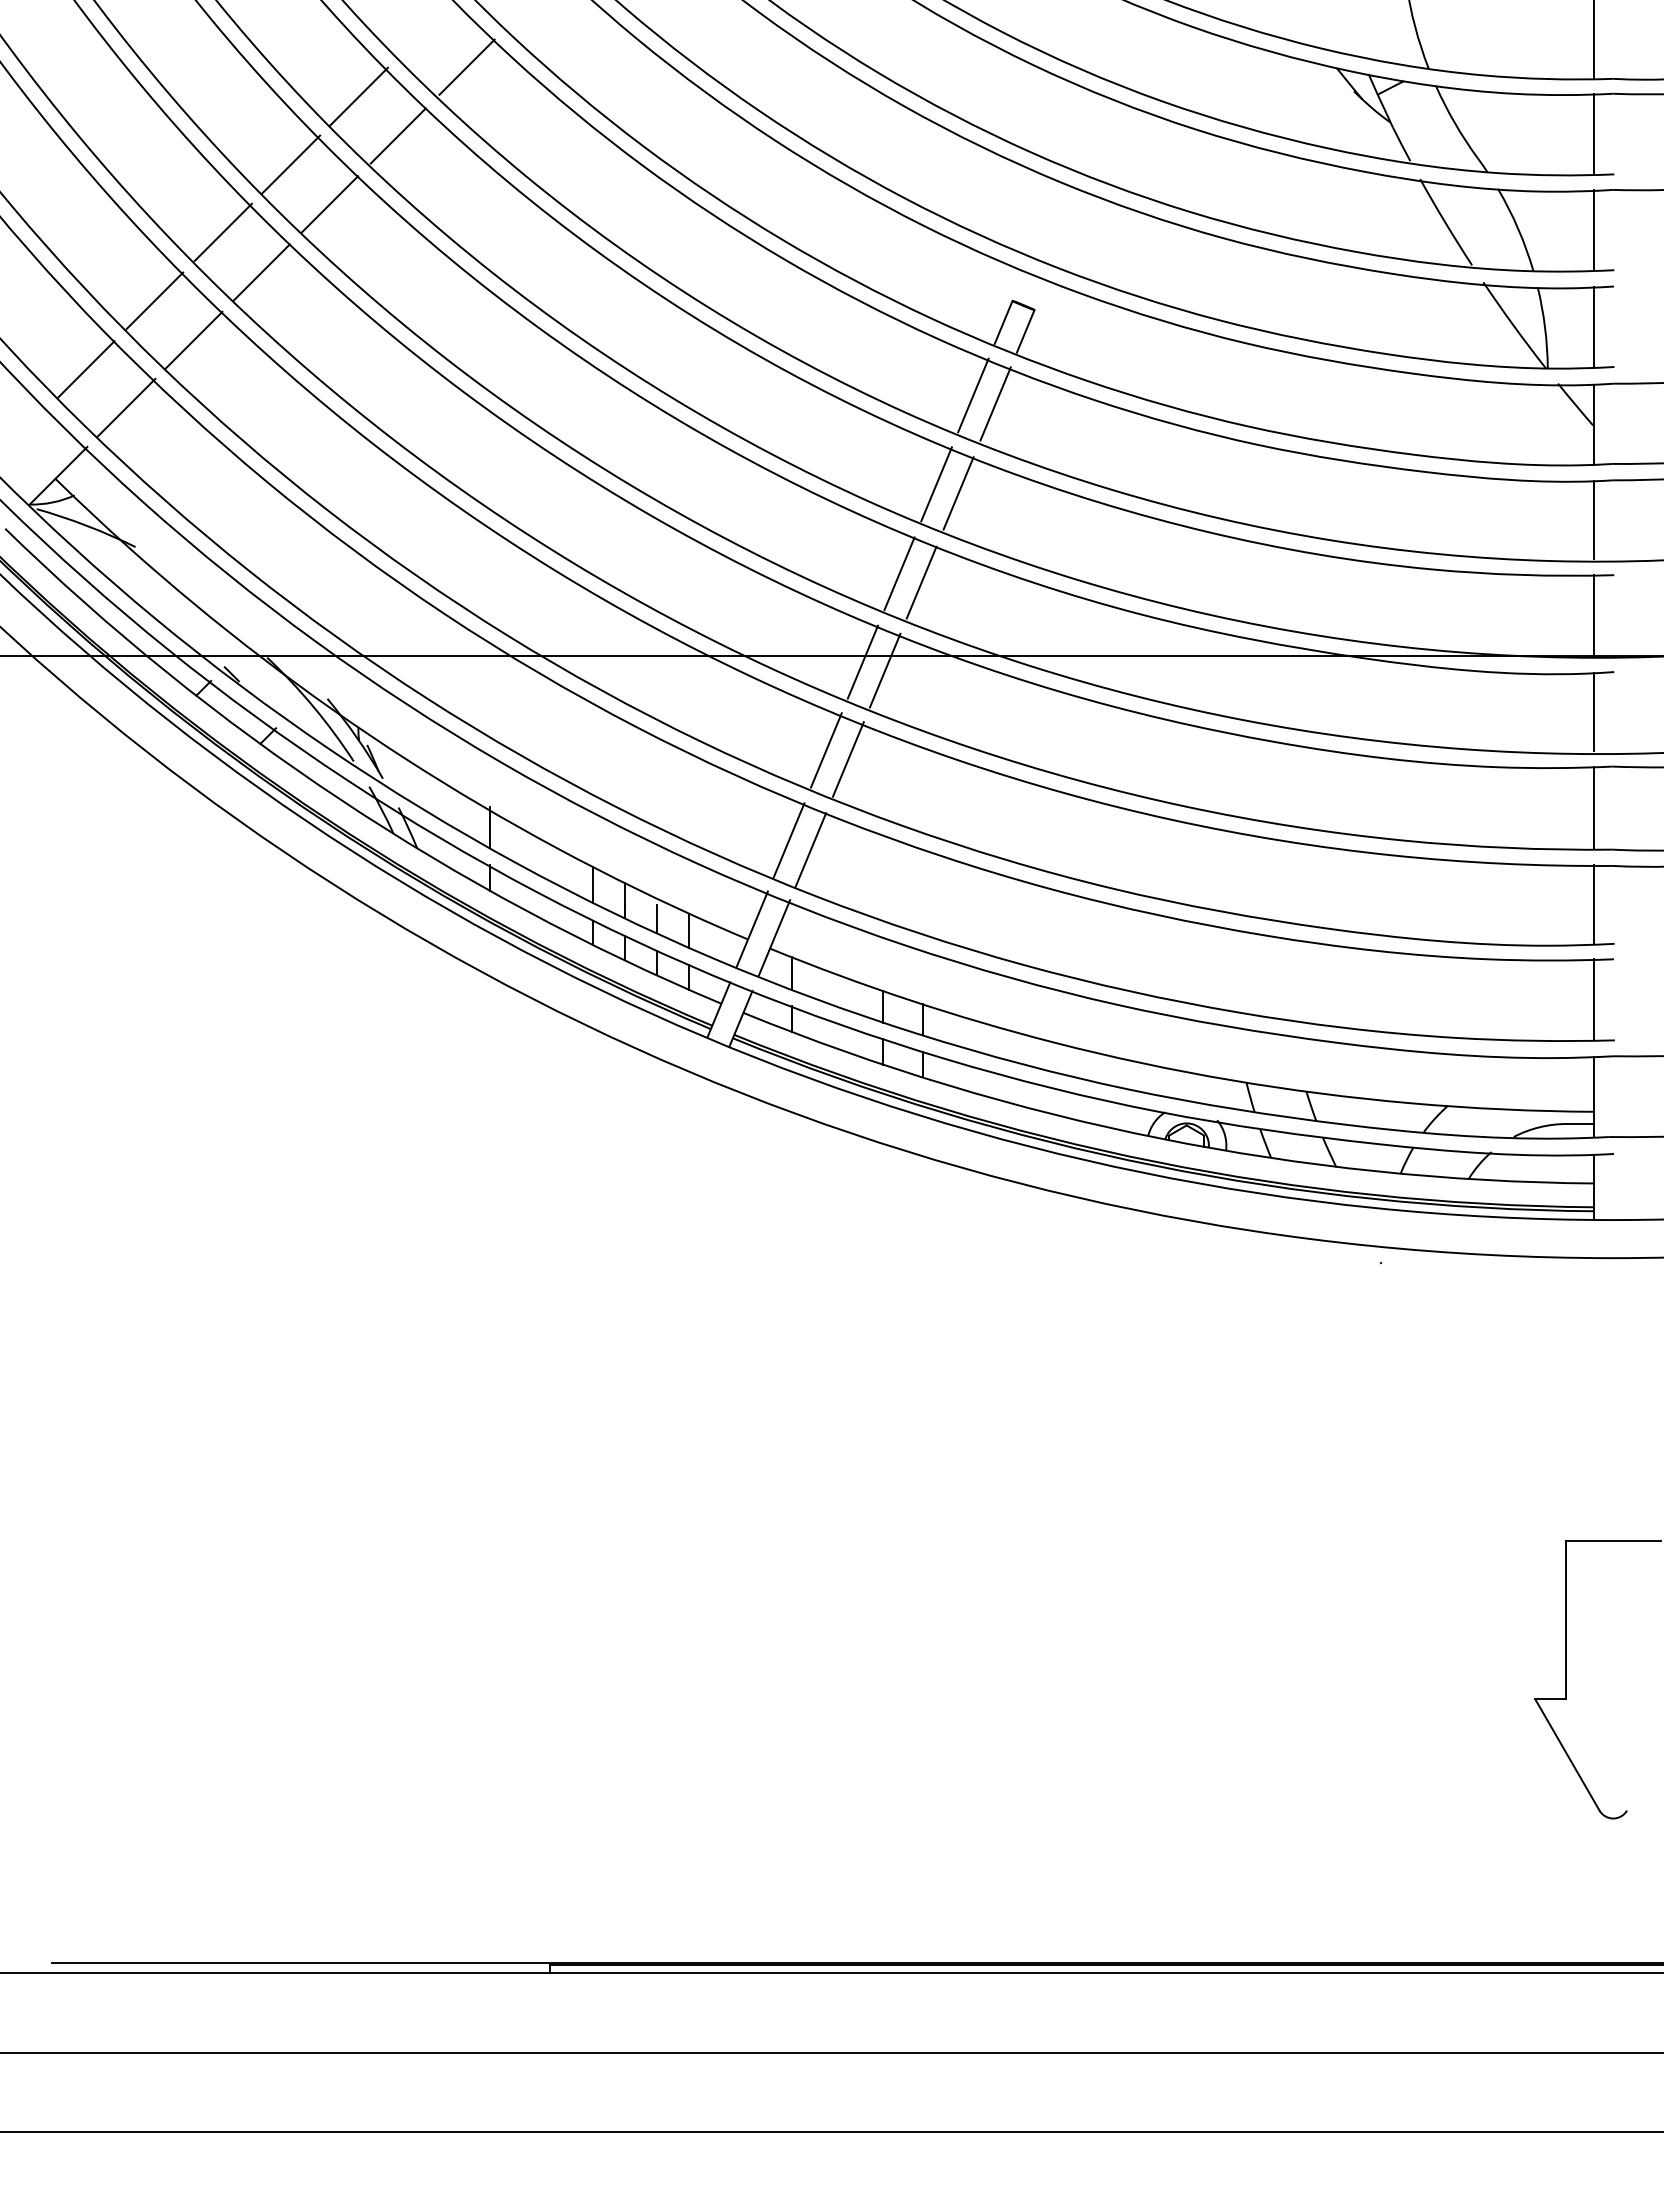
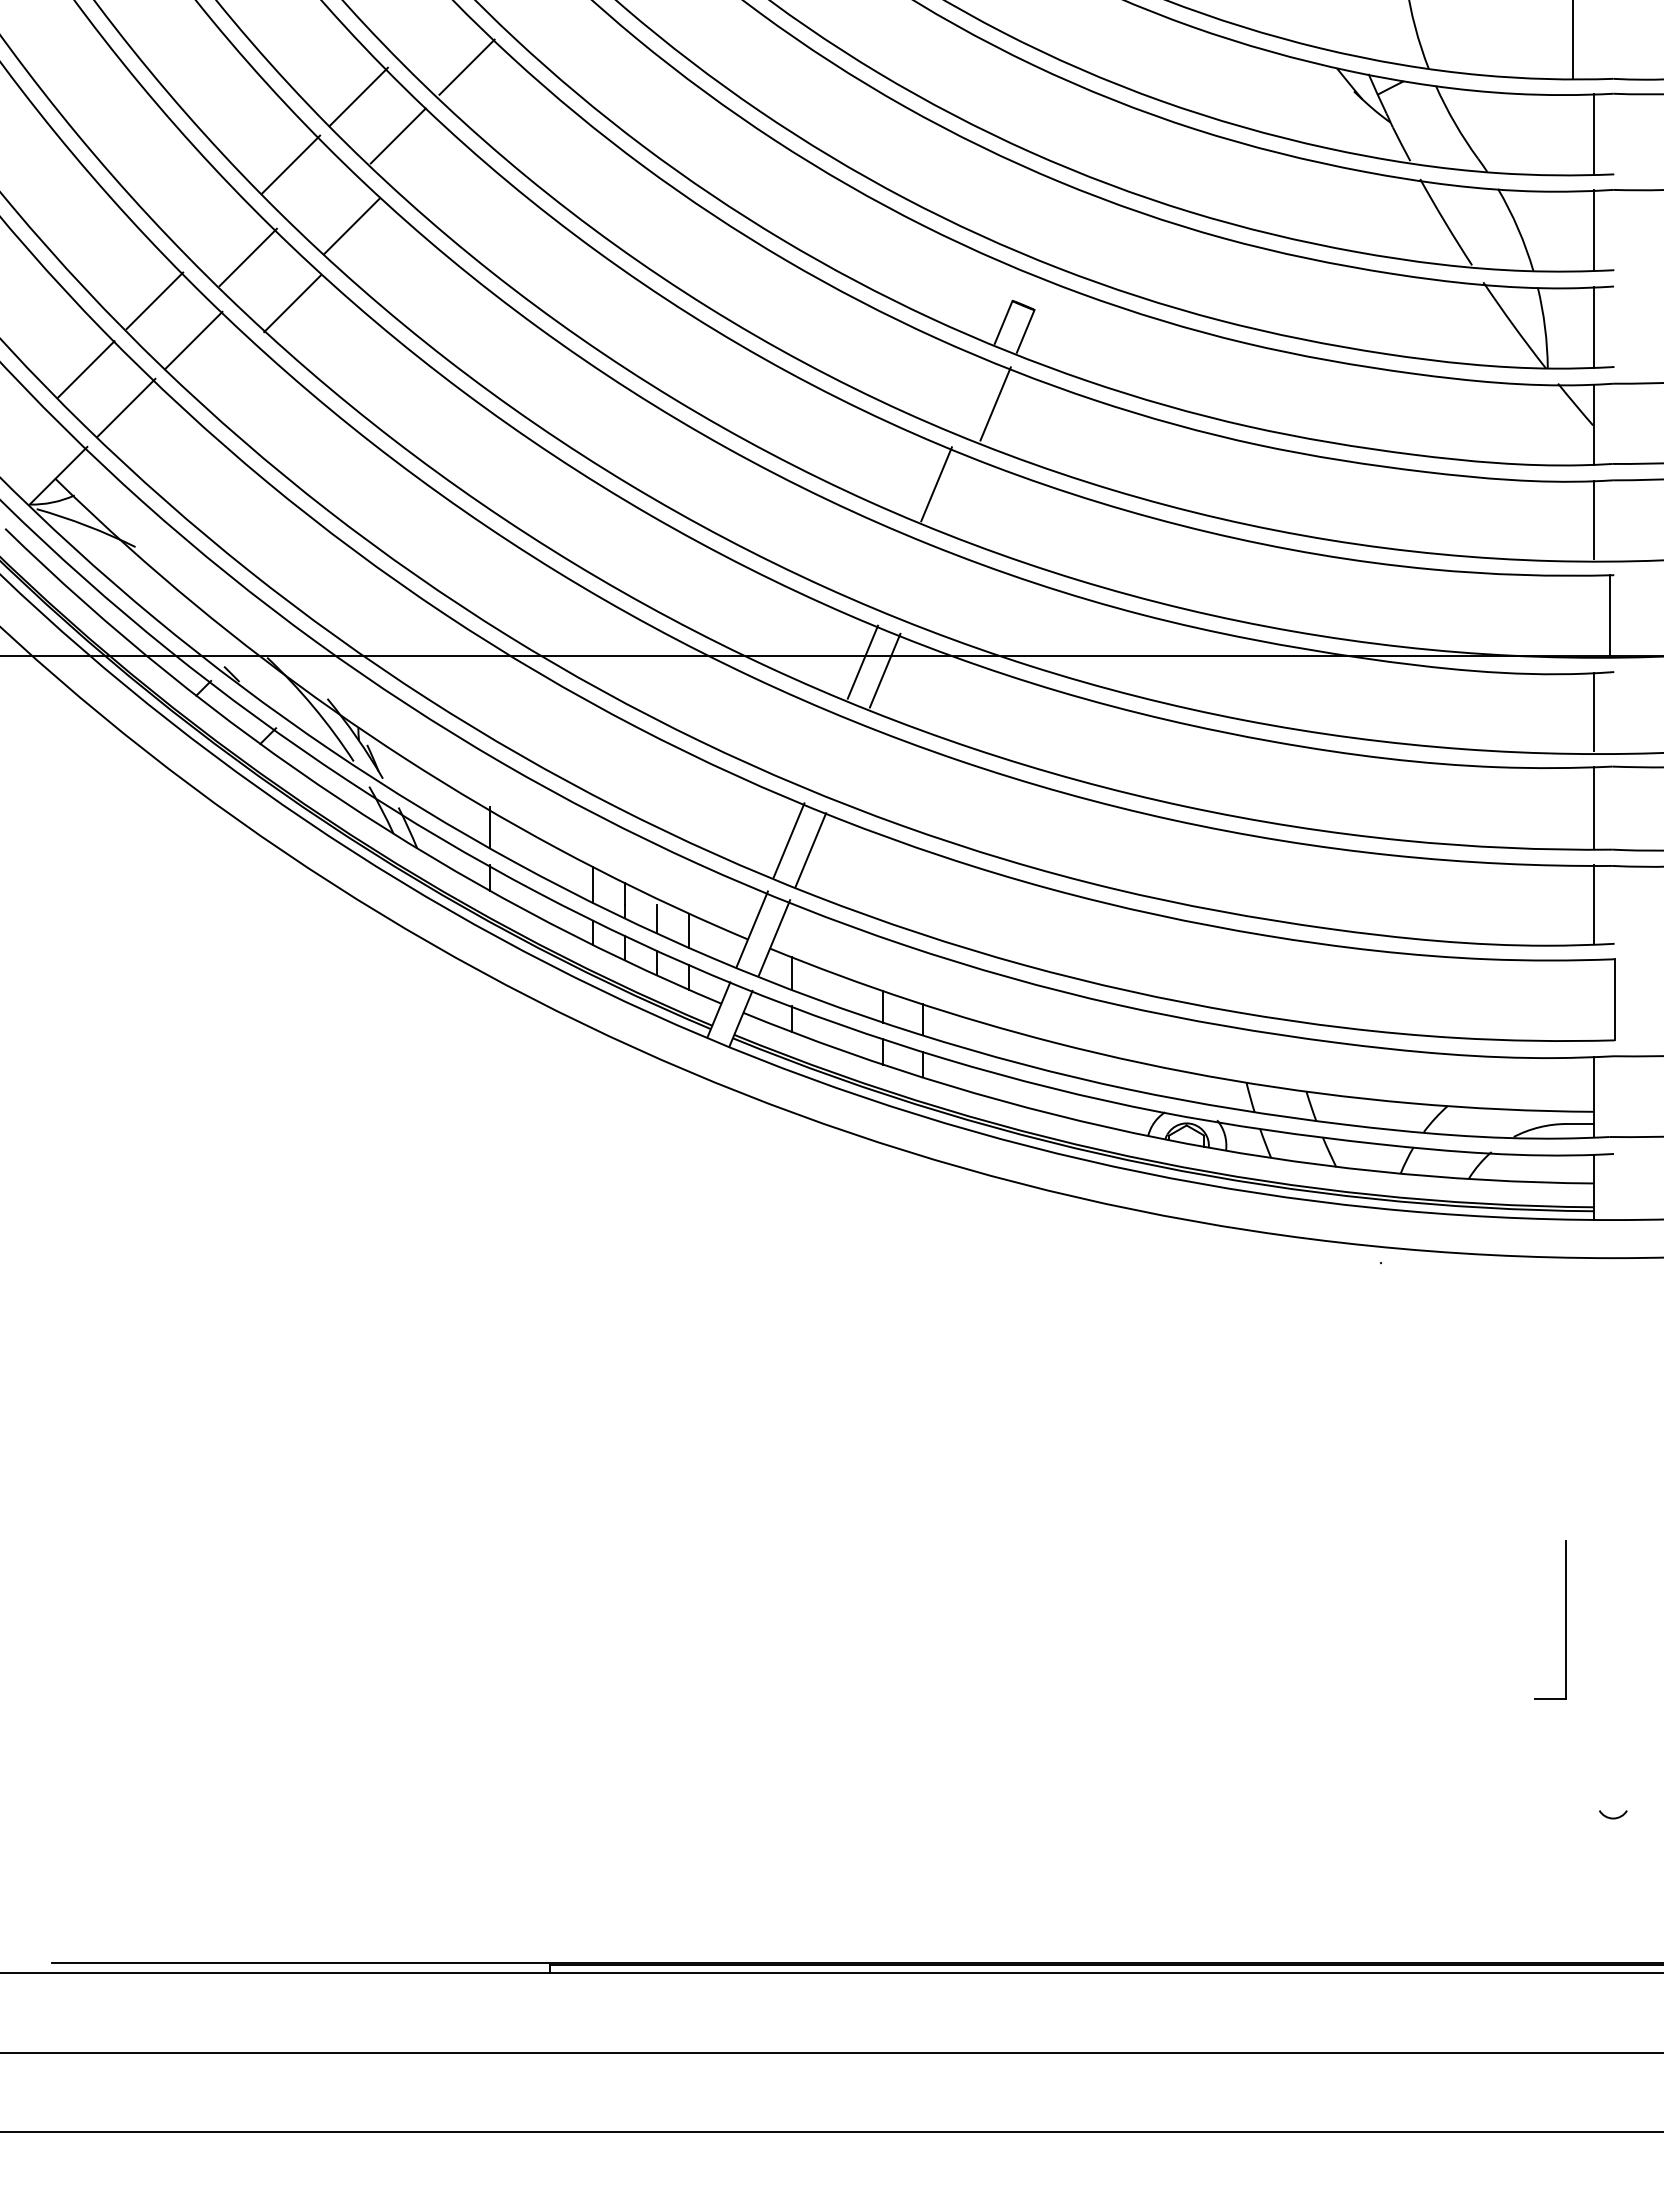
line position: (1594, 40) -> (1573, 40) (1573, 40)
line position: (329, 204) -> (351, 226) (351, 226)
line position: (222, 232) -> (247, 257) (247, 257)
line position: (261, 272) -> (292, 303) (292, 303)
line: present -> none (973, 395)
line: present -> none (958, 493)
line: present -> none (899, 573)
line: present -> none (921, 582)
line position: (1594, 614) -> (1610, 614) (1610, 614)
line: present -> none (825, 750)
line: present -> none (847, 759)
line position: (1594, 999) -> (1615, 999) (1615, 999)
line: present -> none (1612, 1540)
line: present -> none (1567, 1754)
